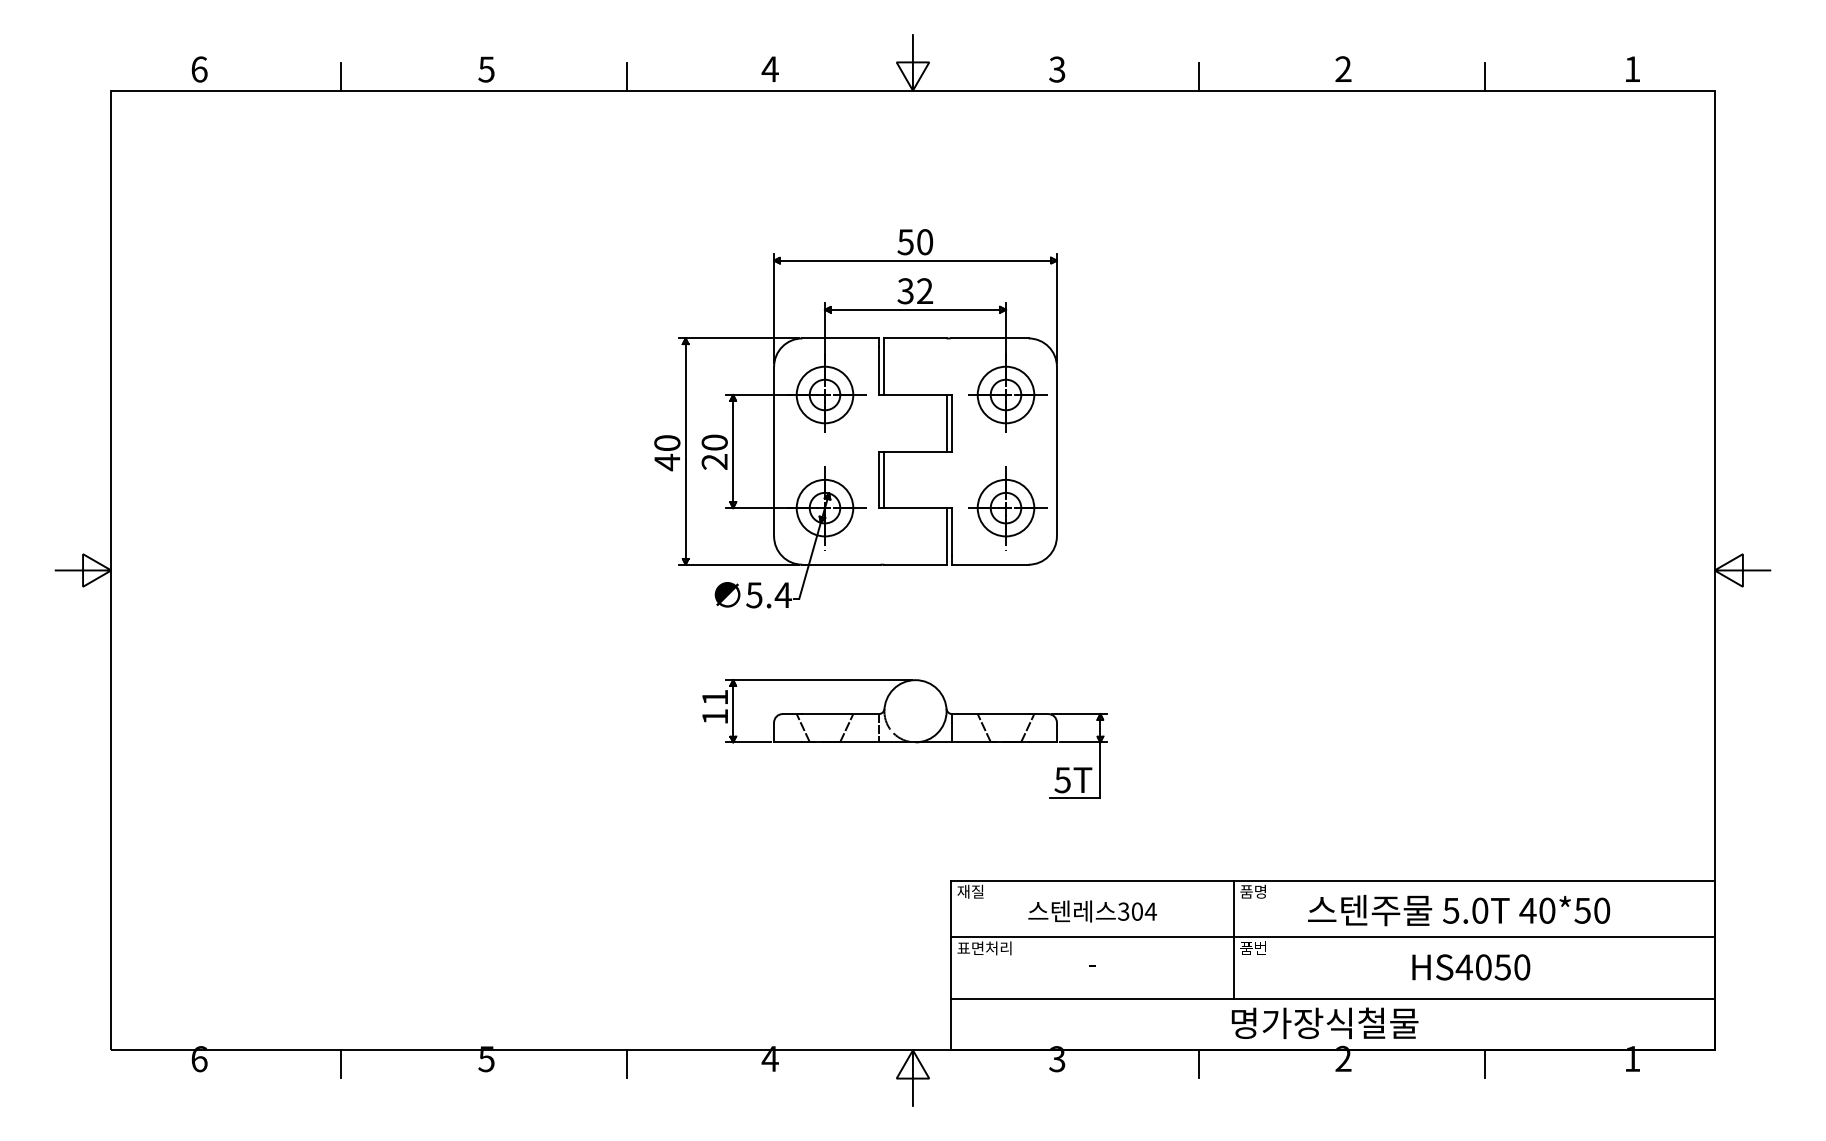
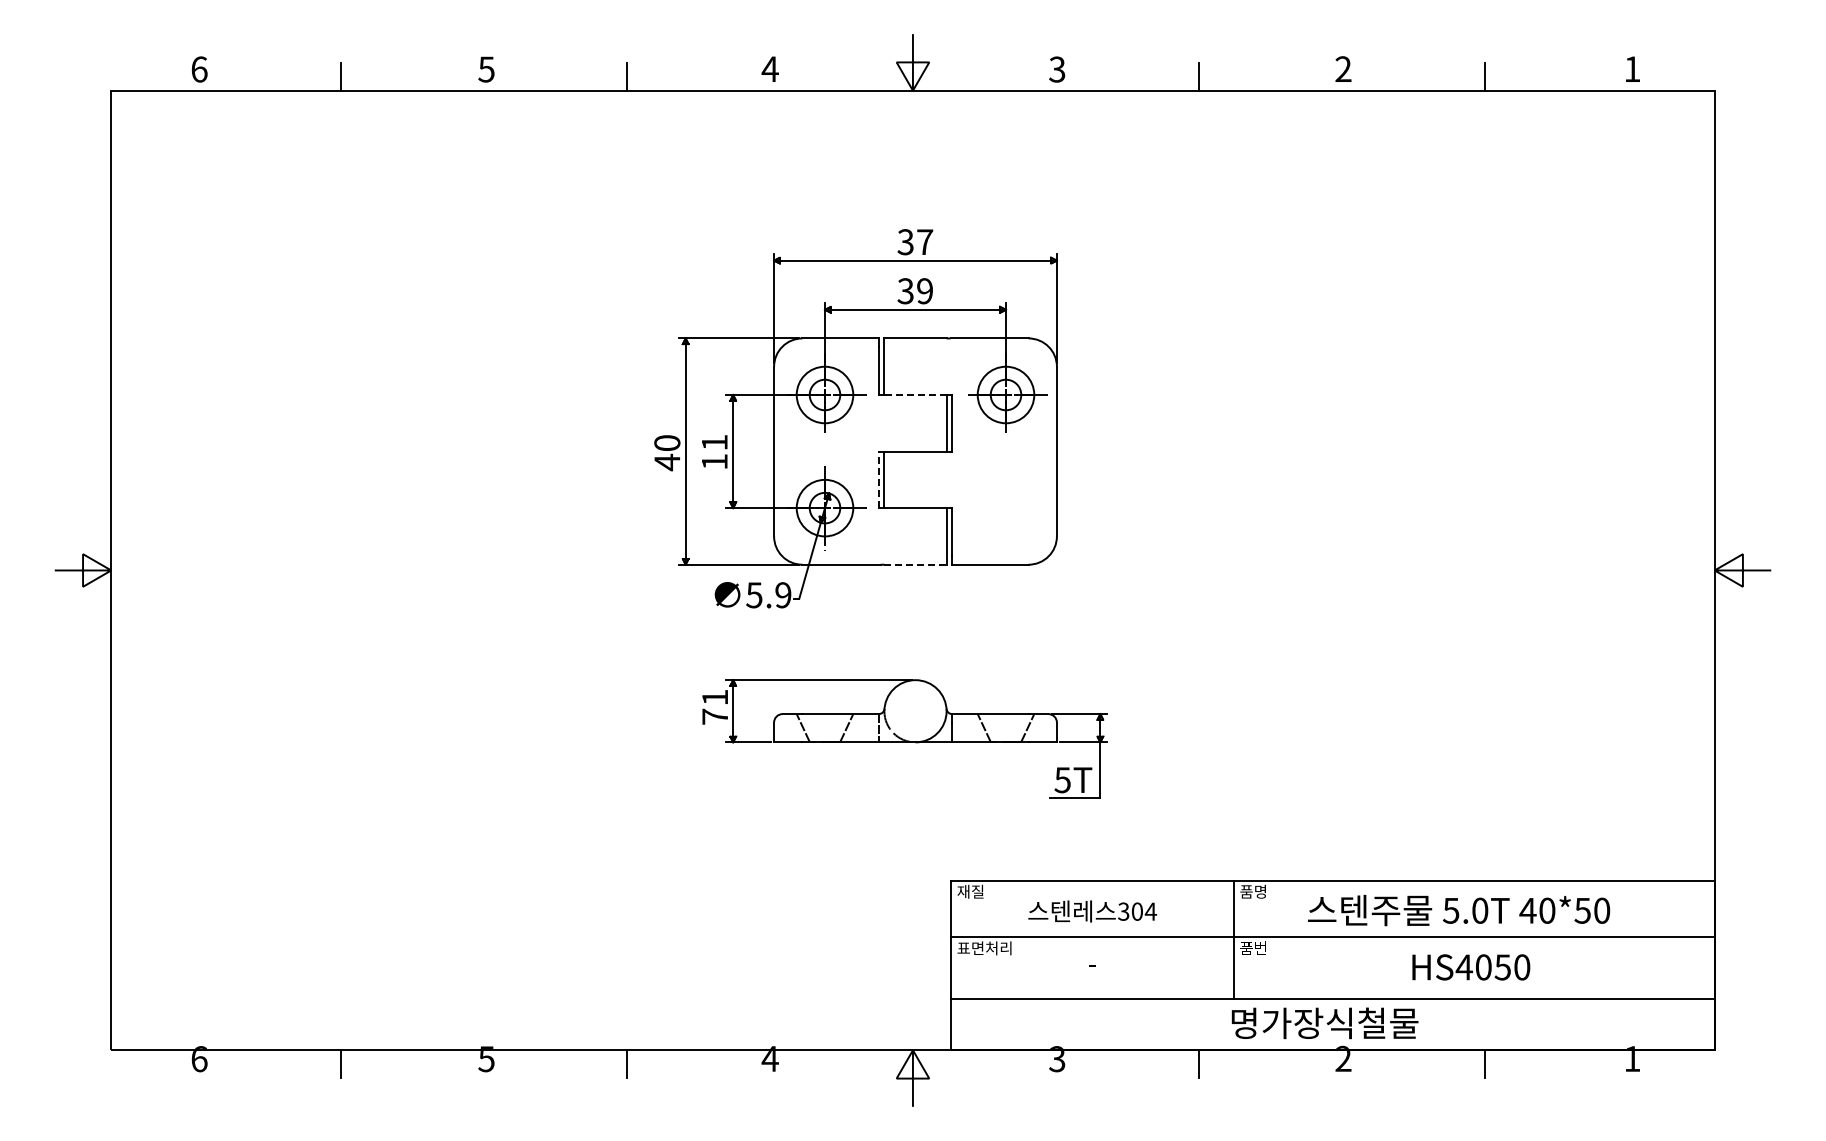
text: 50 -> 37 (915, 242)
text: 32 -> 39 (925, 291)
line: solid -> dashed (915, 395)
text: 20 -> 11 (714, 451)
line: solid -> dashed (878, 479)
part: present -> none (1007, 508)
line: solid -> dashed (916, 564)
text: 5.4 -> 5.9 (783, 595)
text: 11 -> 71 (714, 716)
